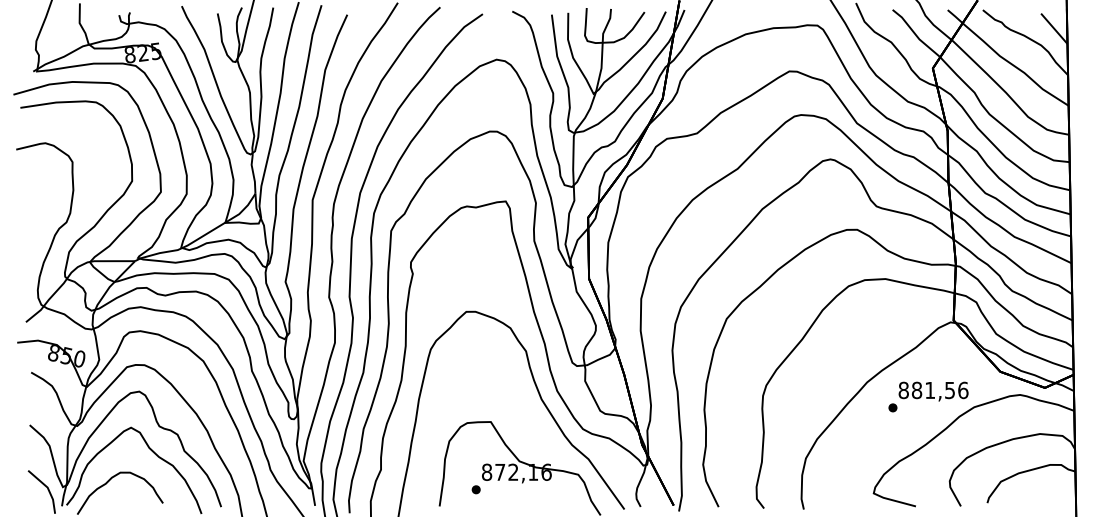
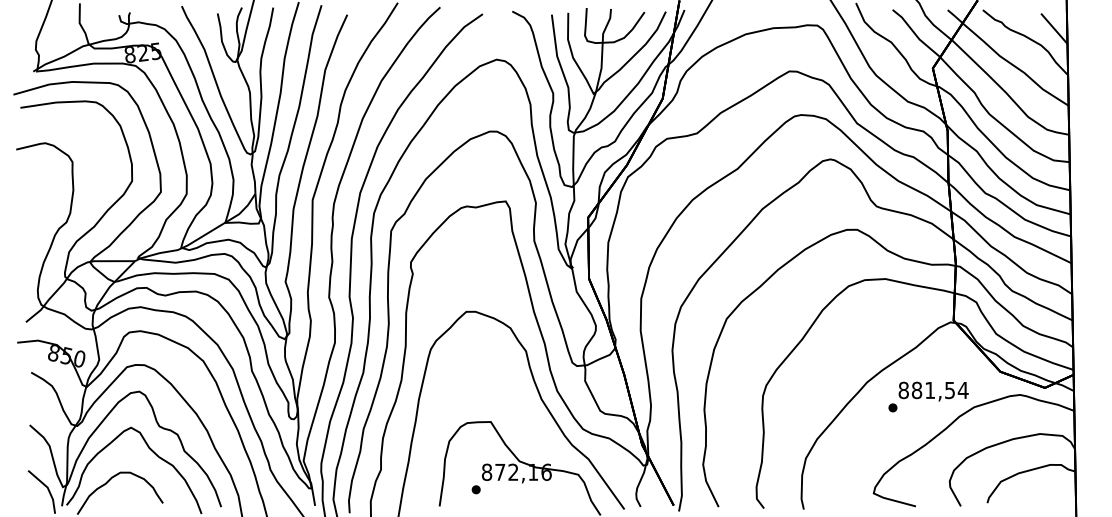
text: 881,56 -> 881,54 (962, 390)
